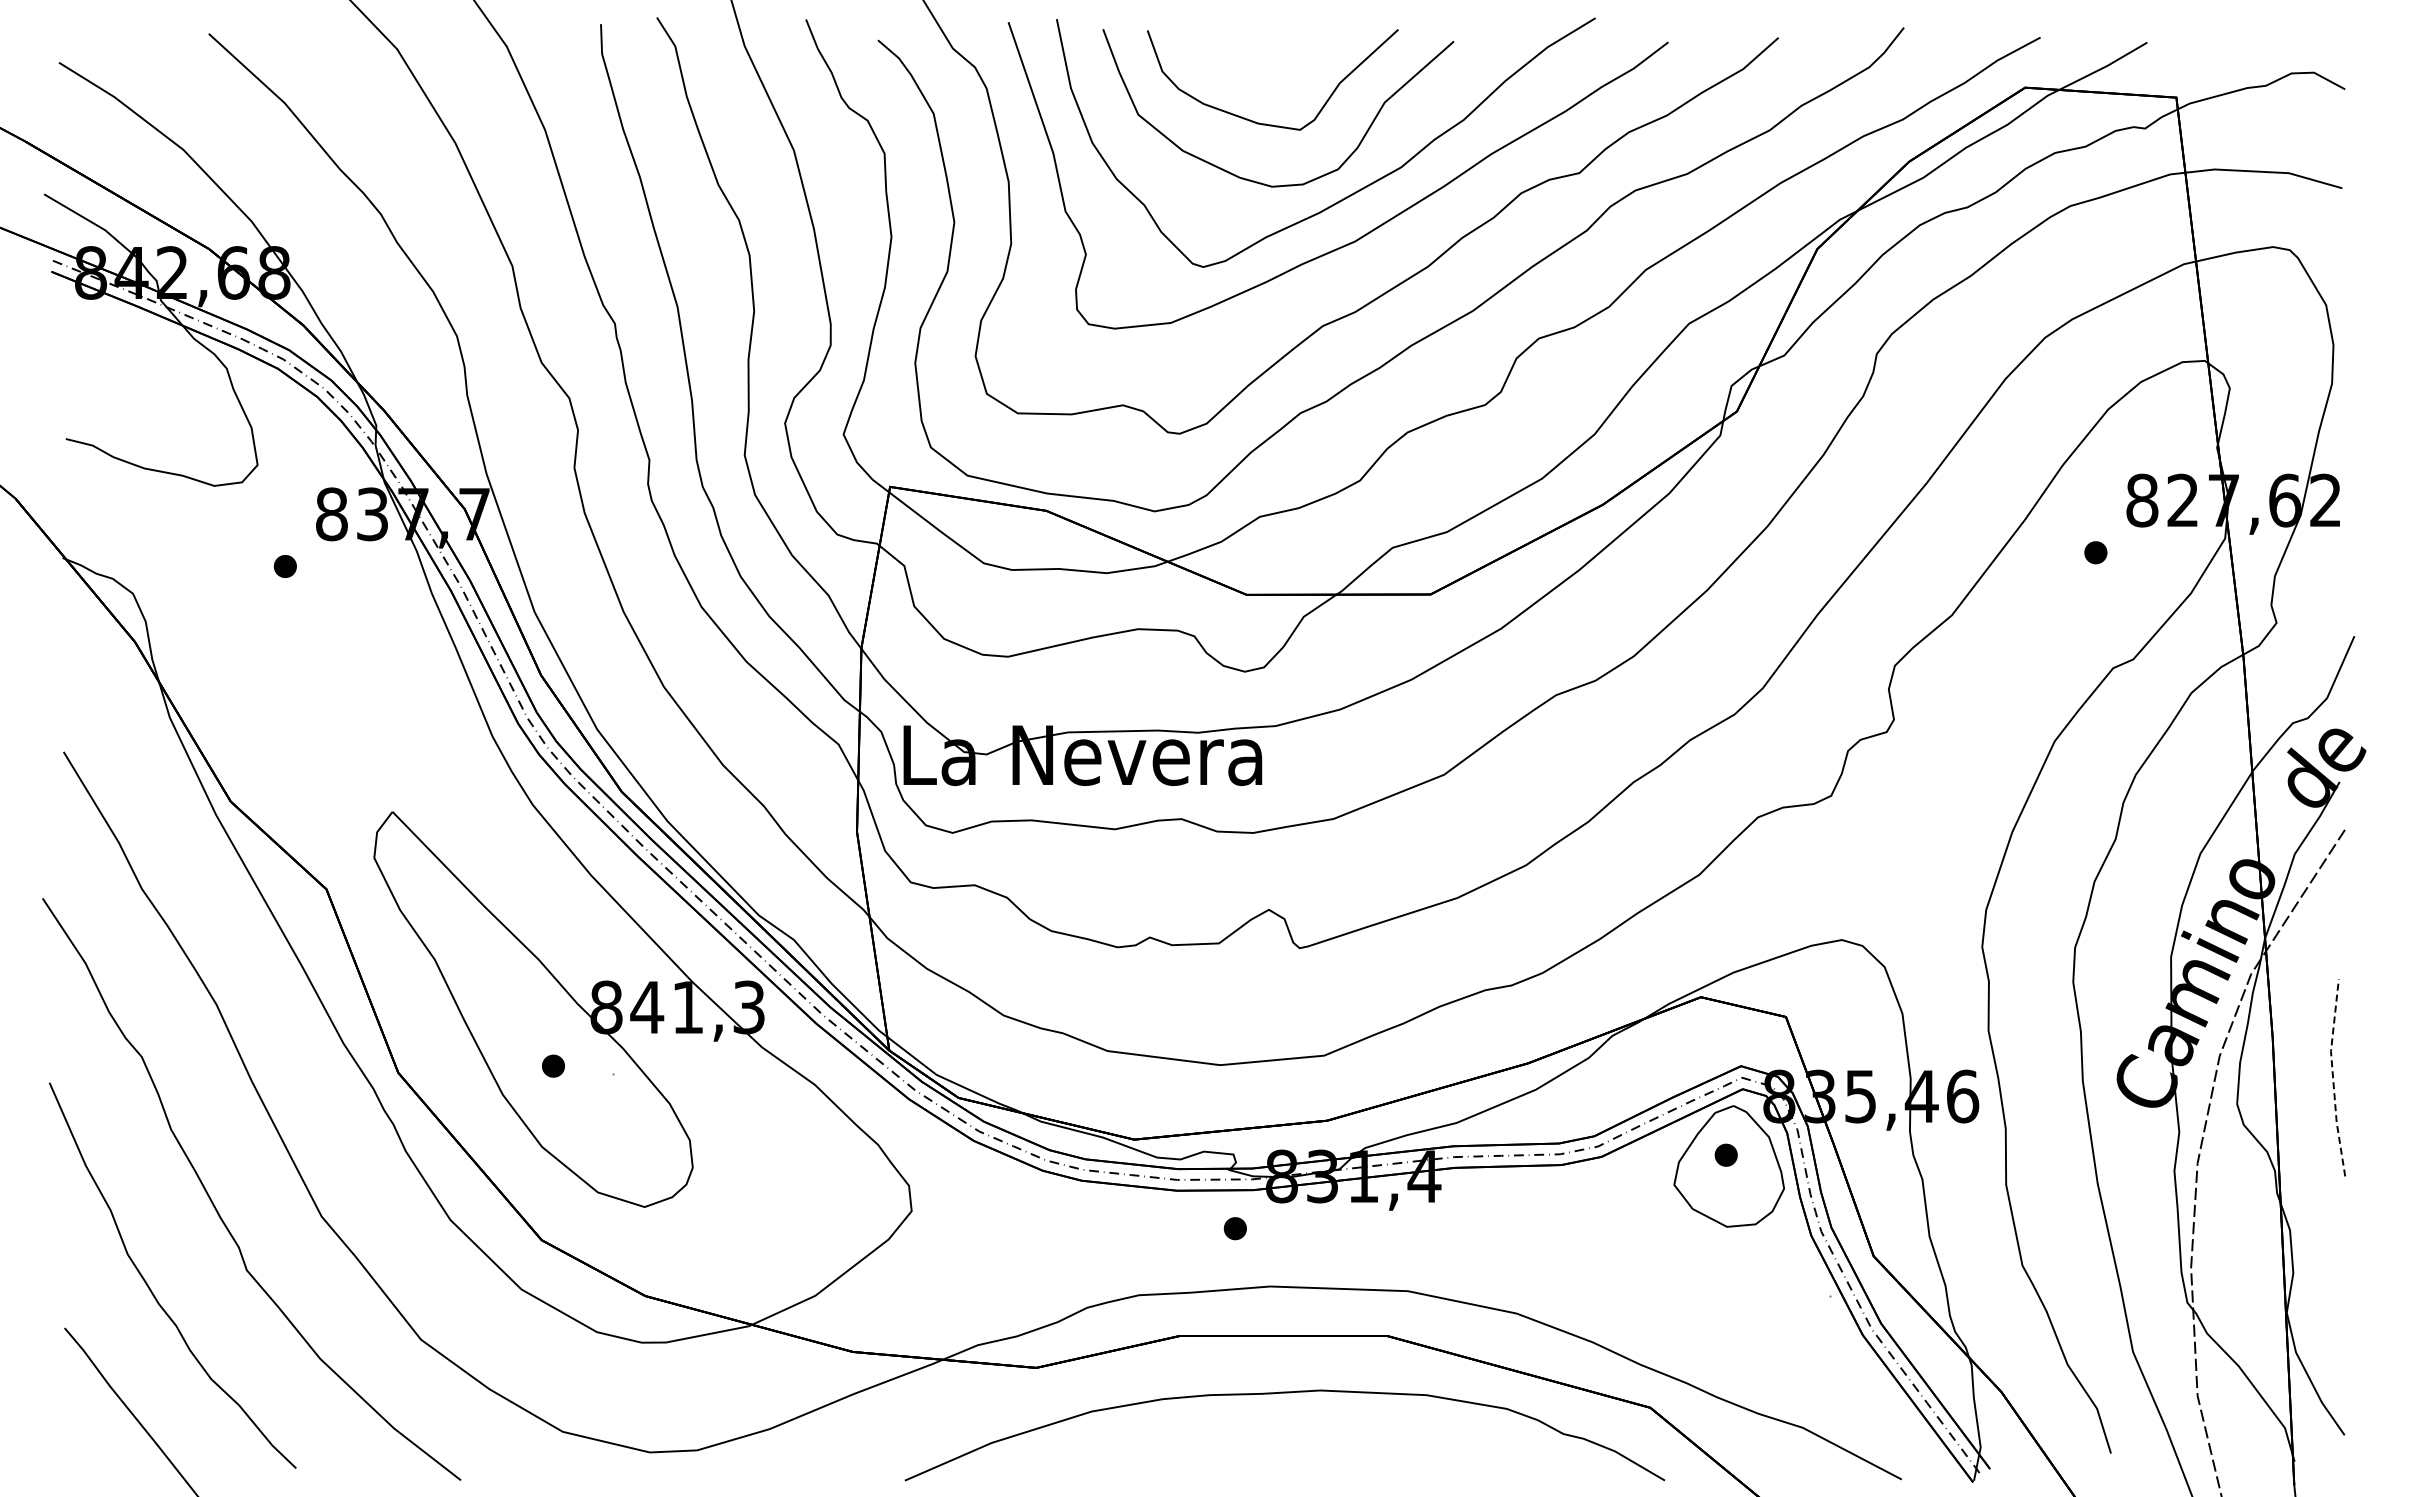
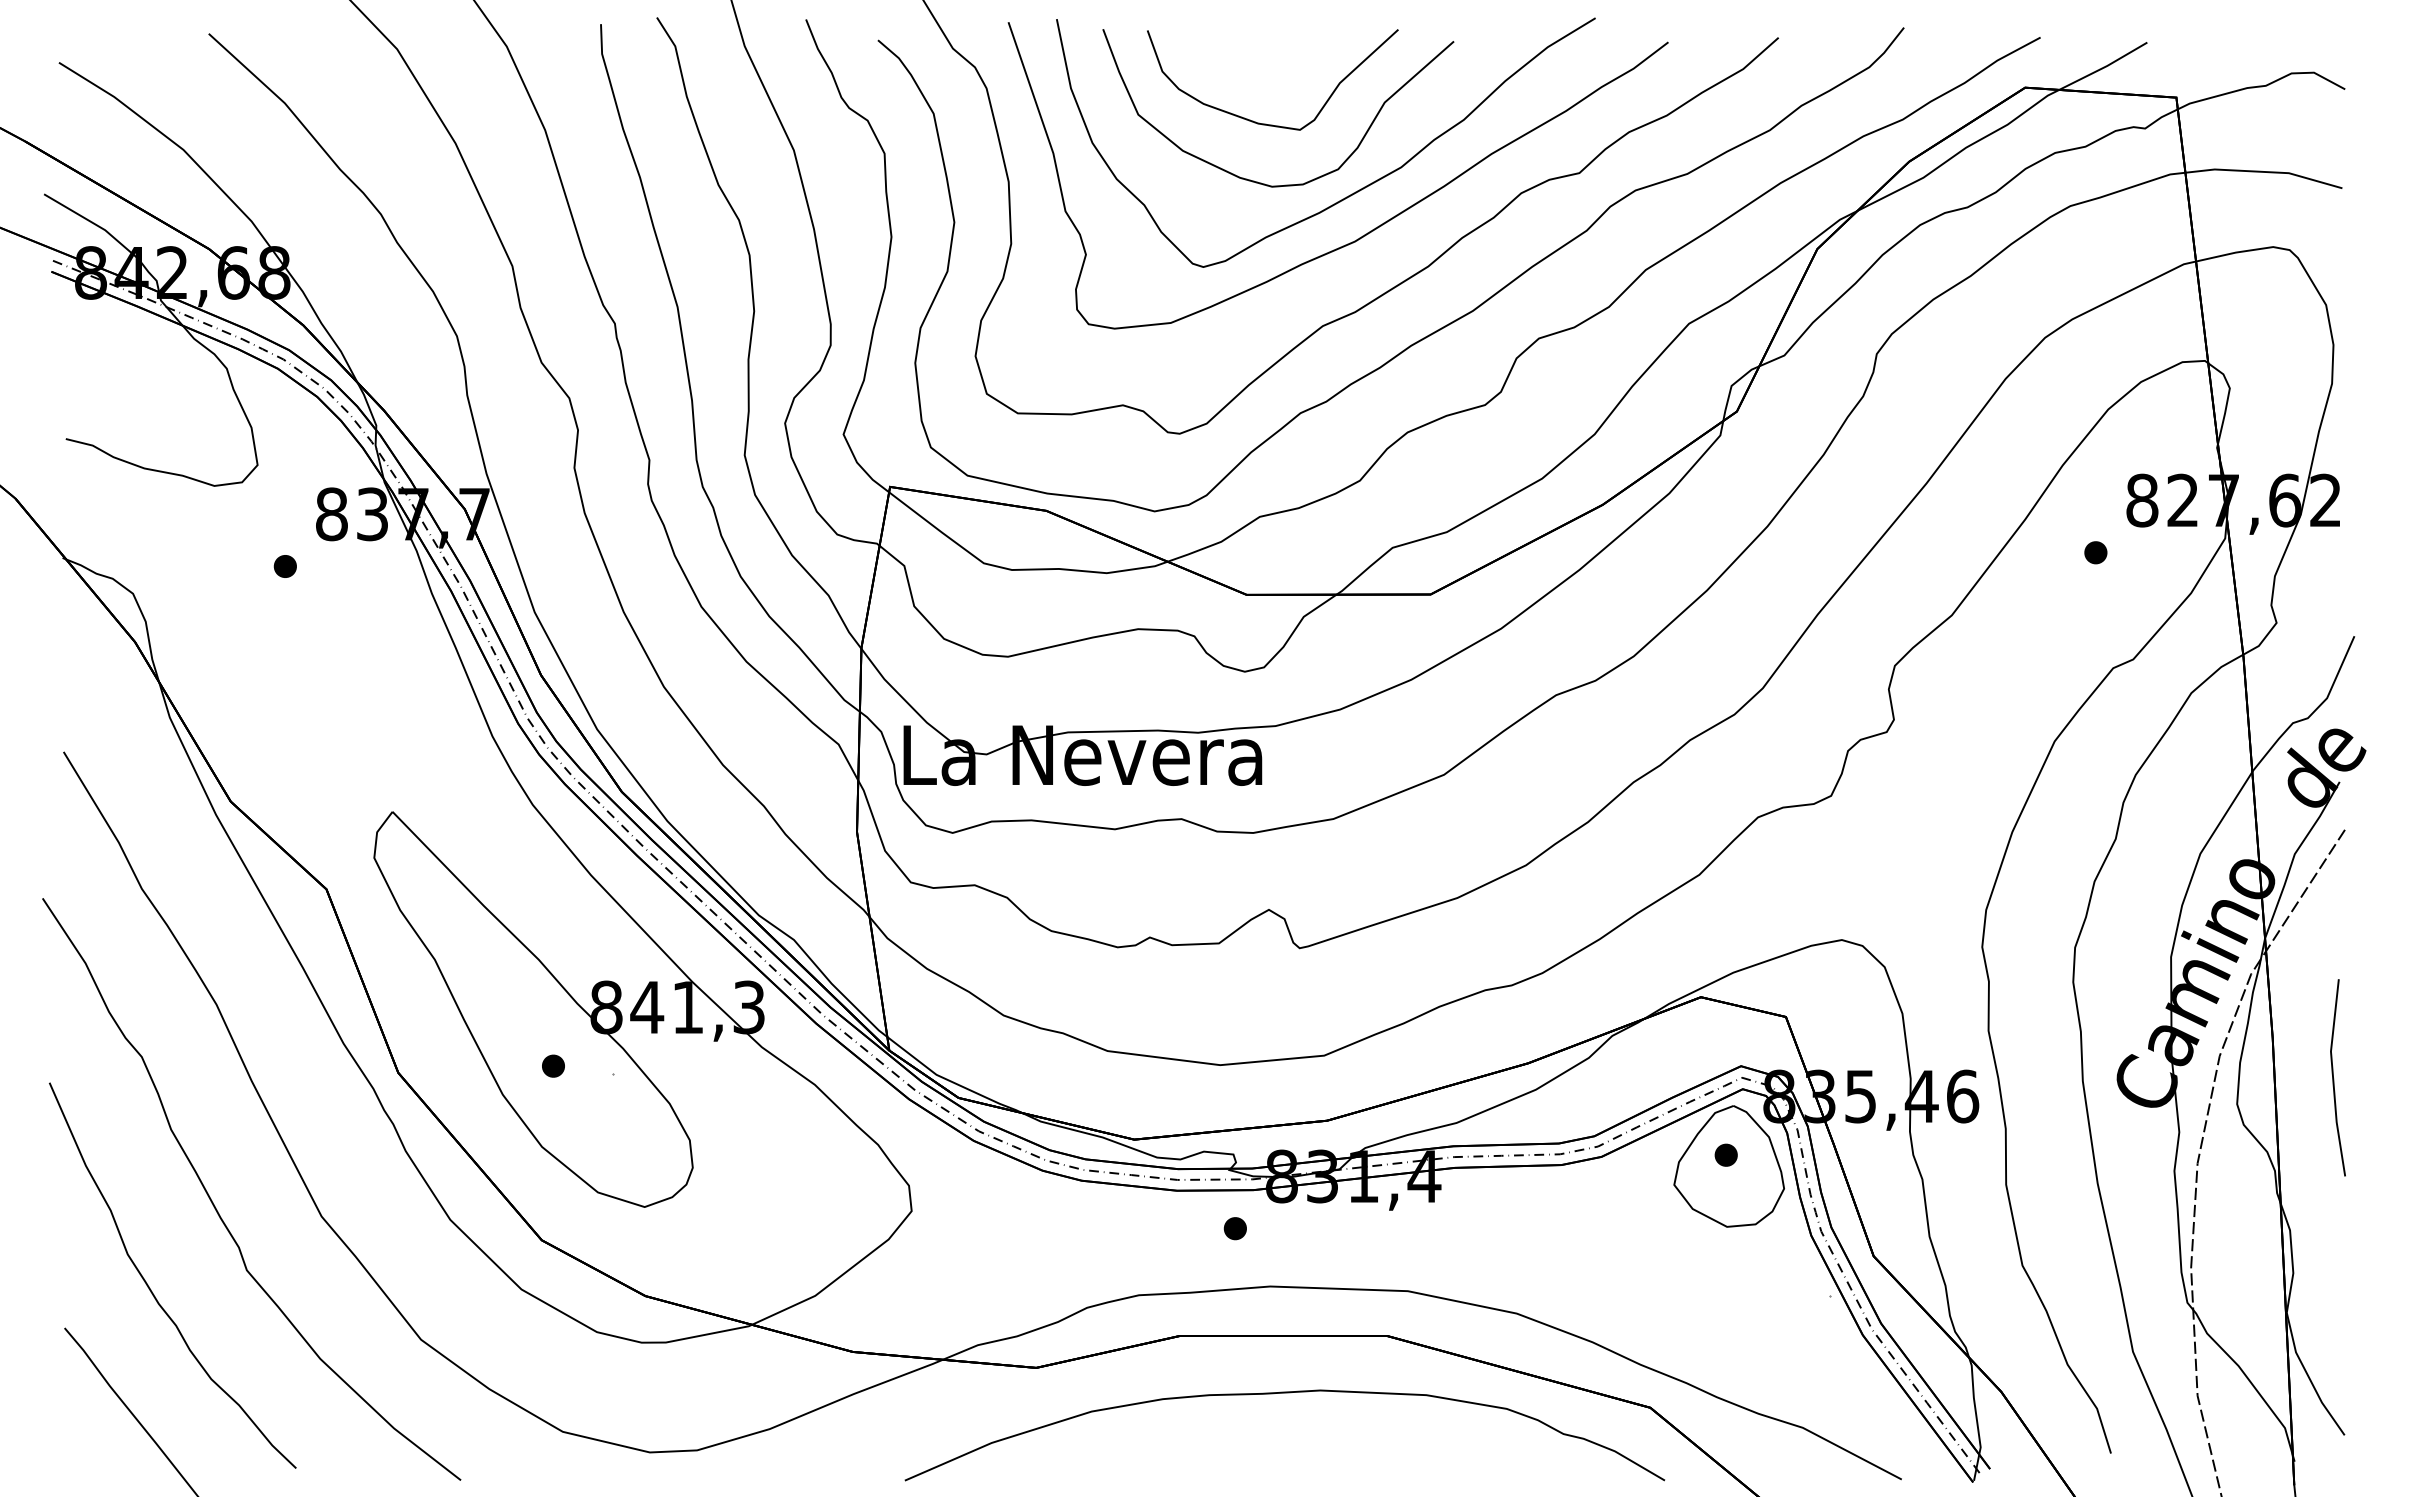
line: dashed -> solid (2333, 1078)
